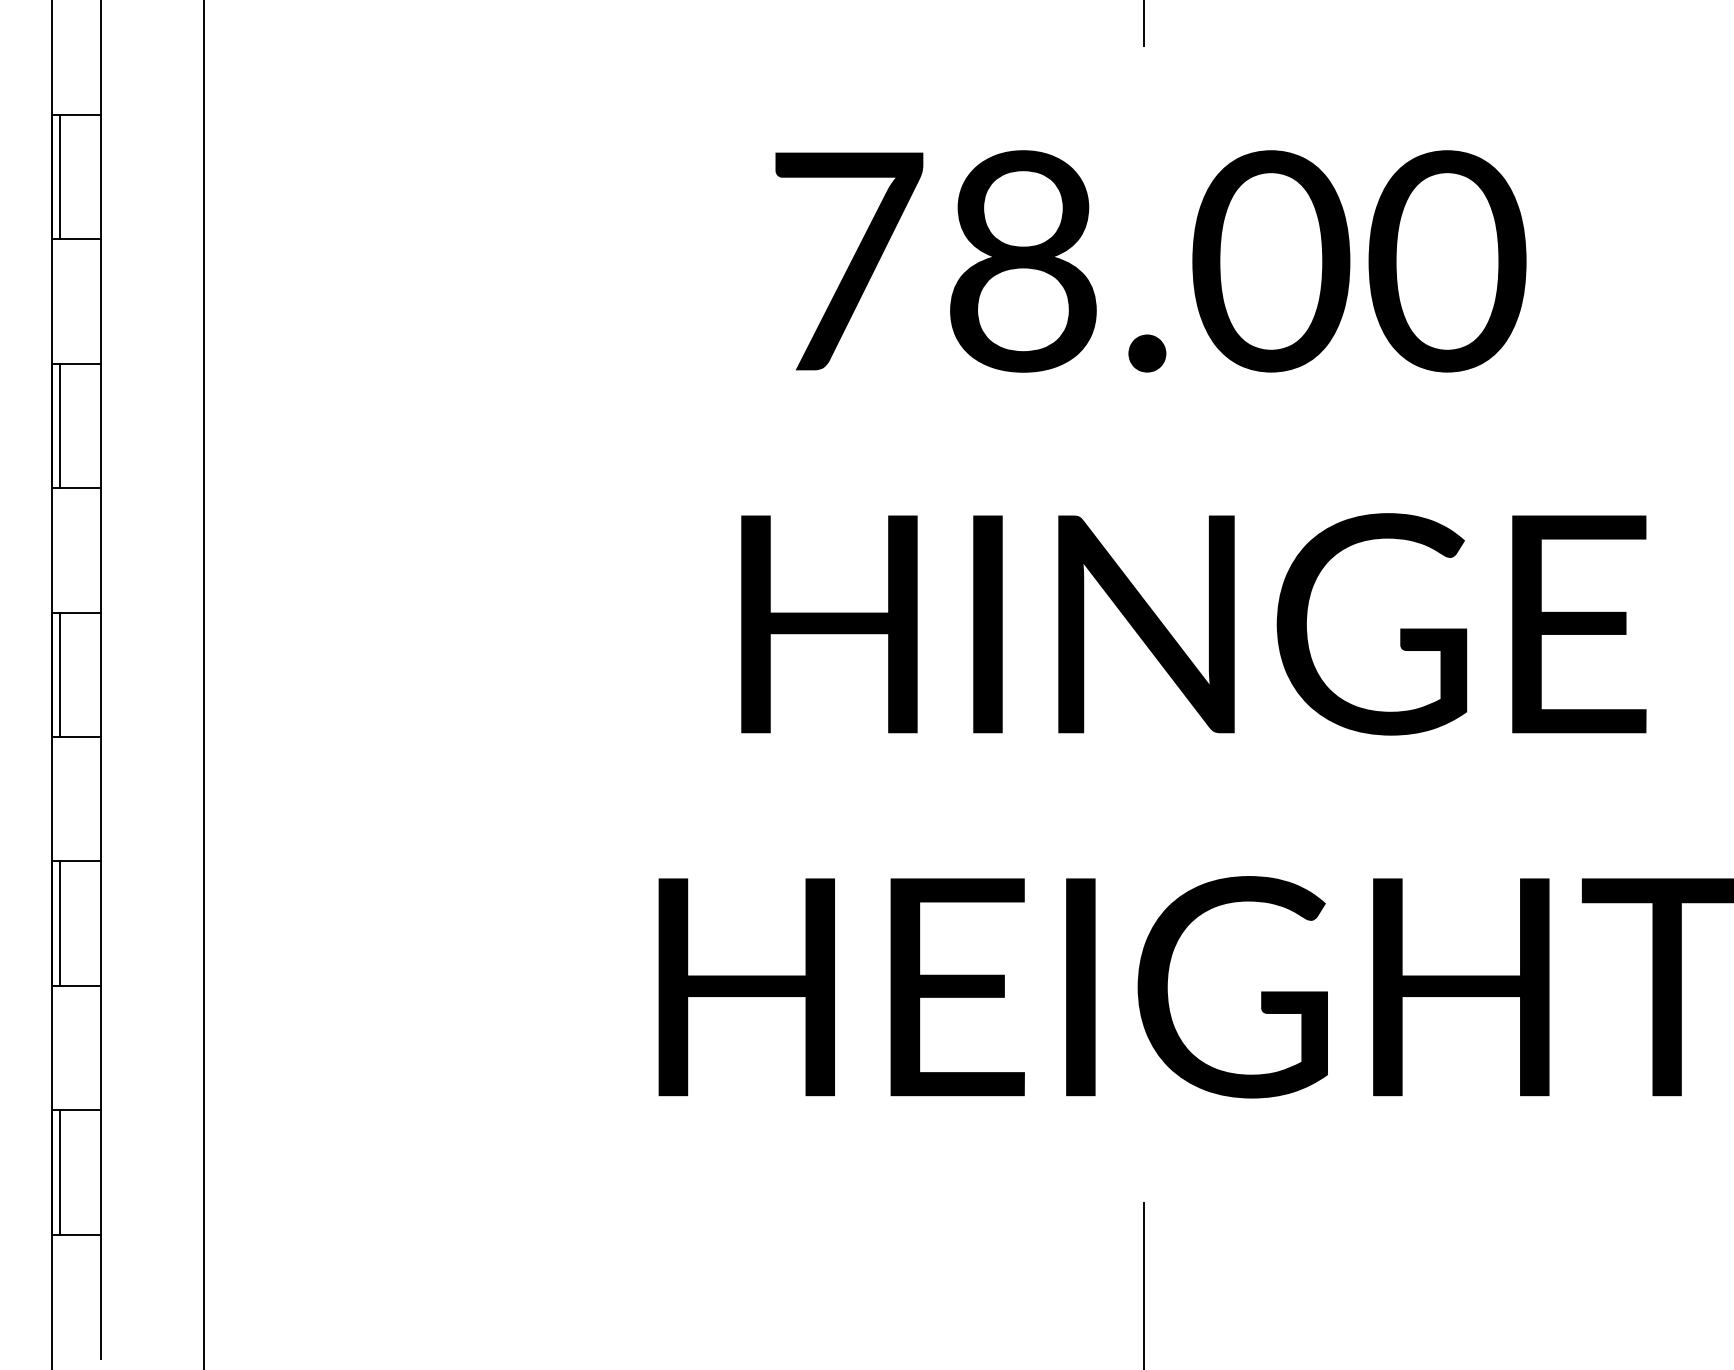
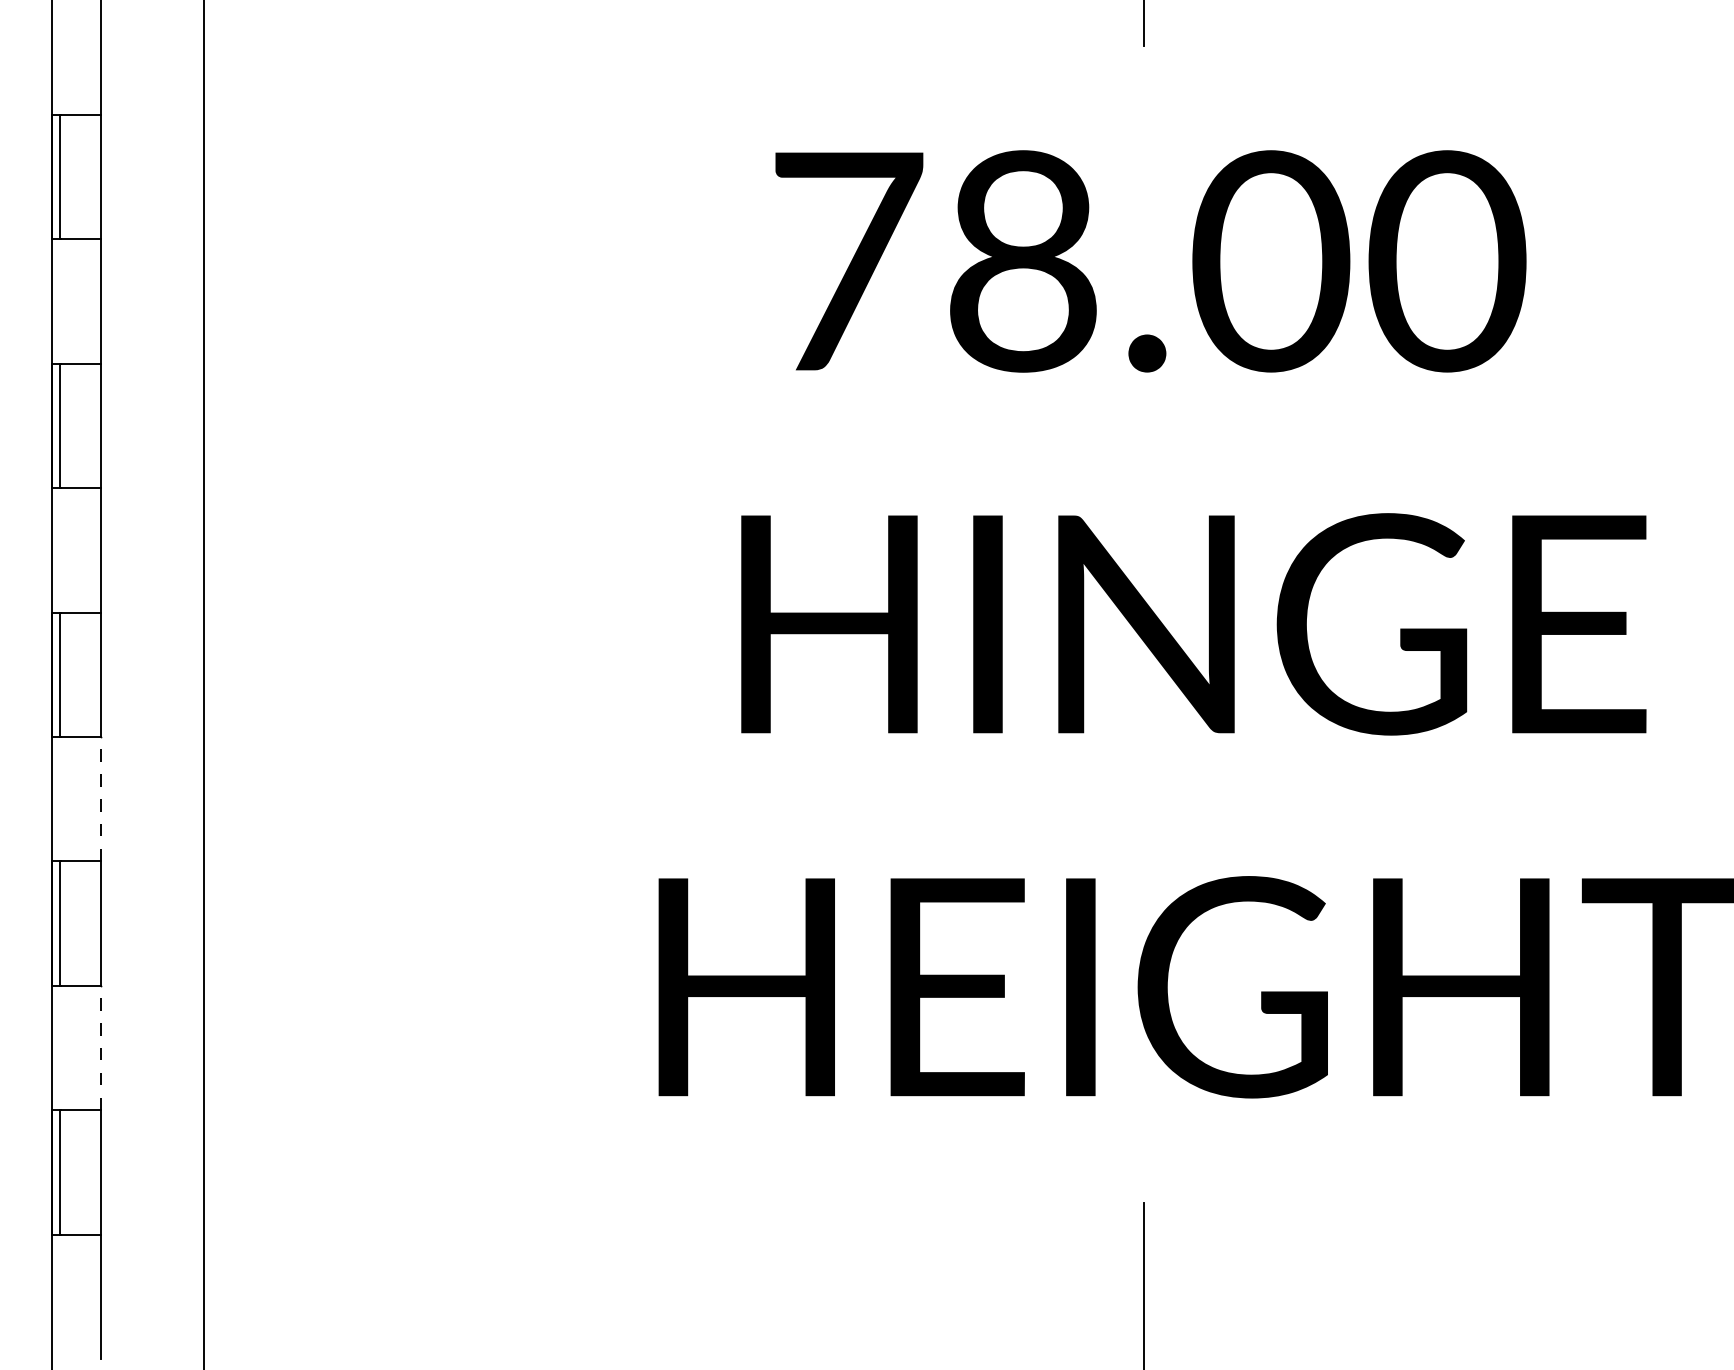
line: solid -> dashed (100, 798)
line: solid -> dashed (100, 1047)
